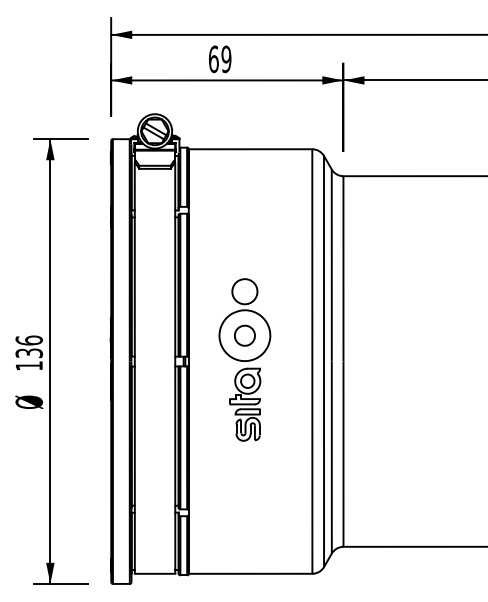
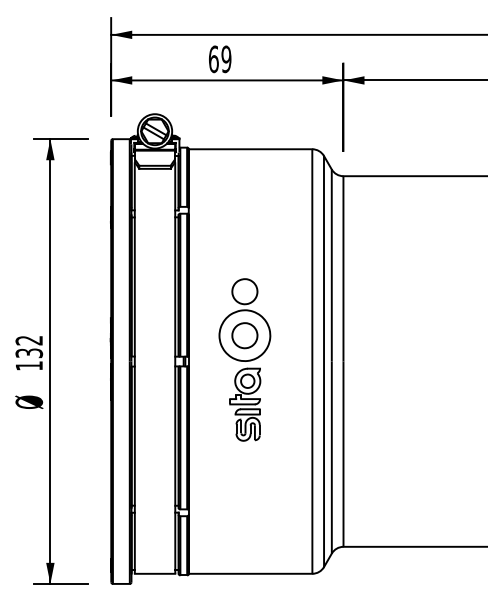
part size: 22x23 px -> 28x28 px (244, 335)
text: 136 -> 132 (29, 340)
